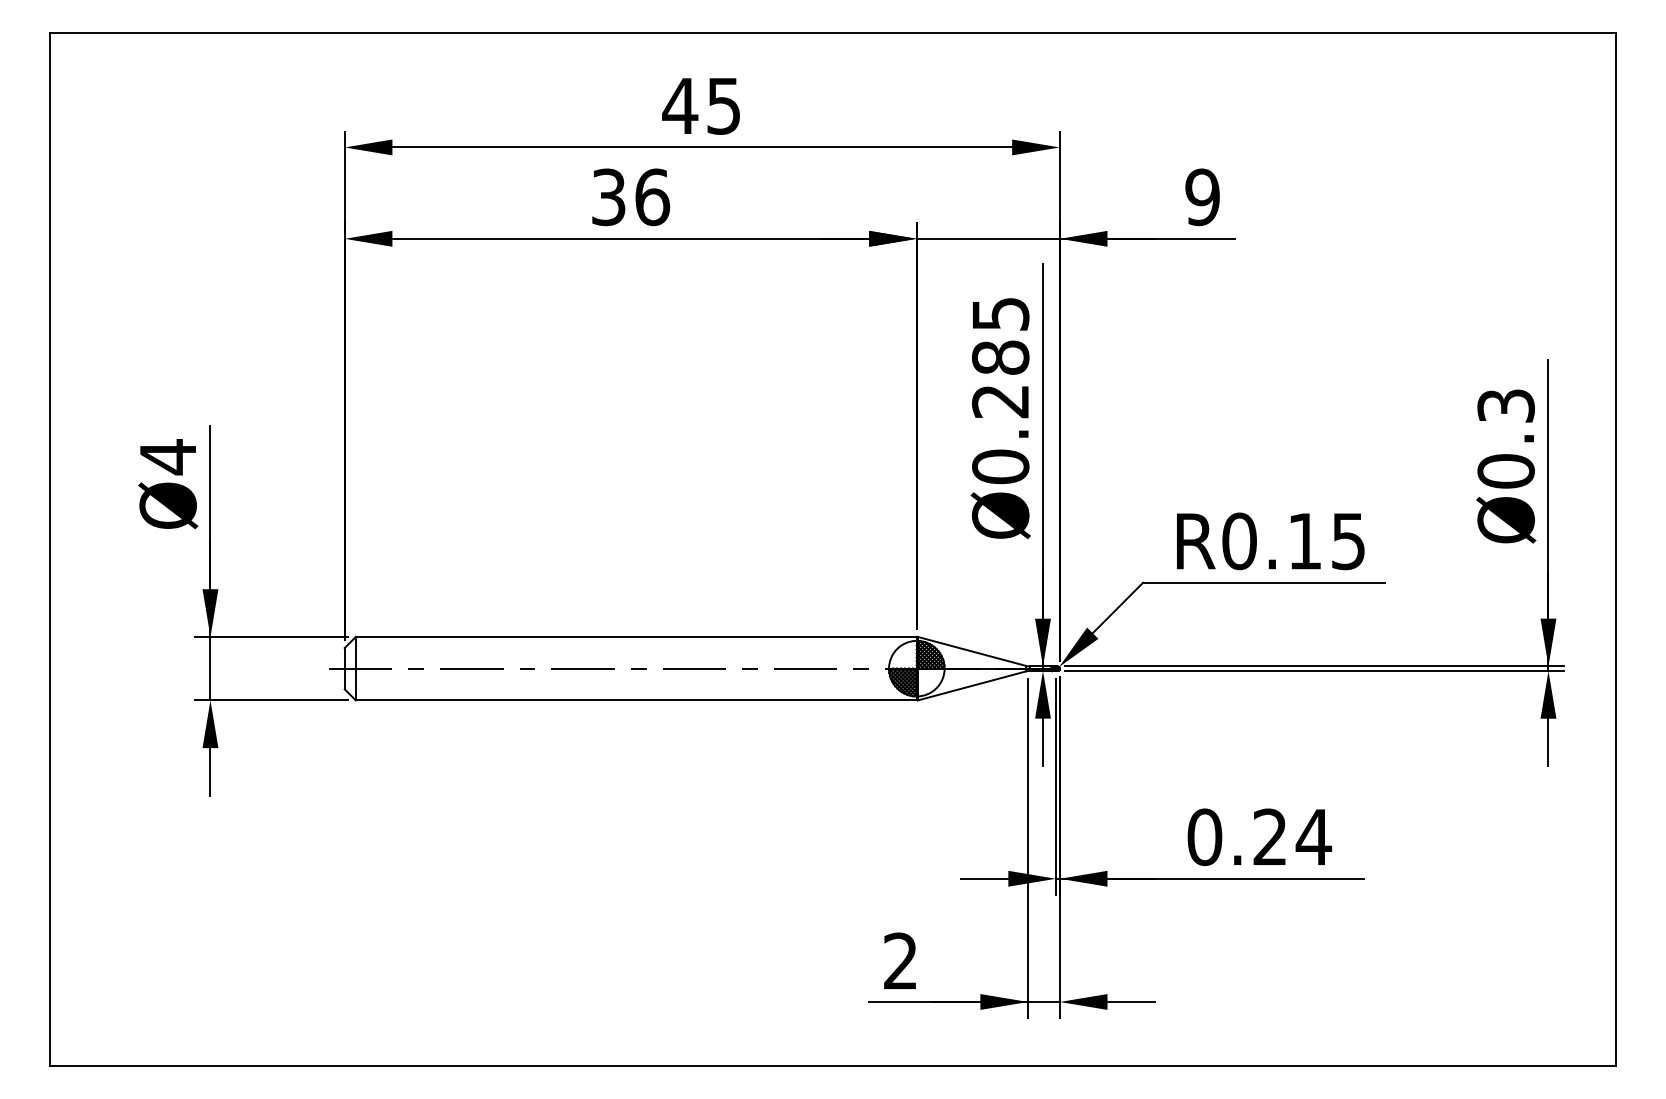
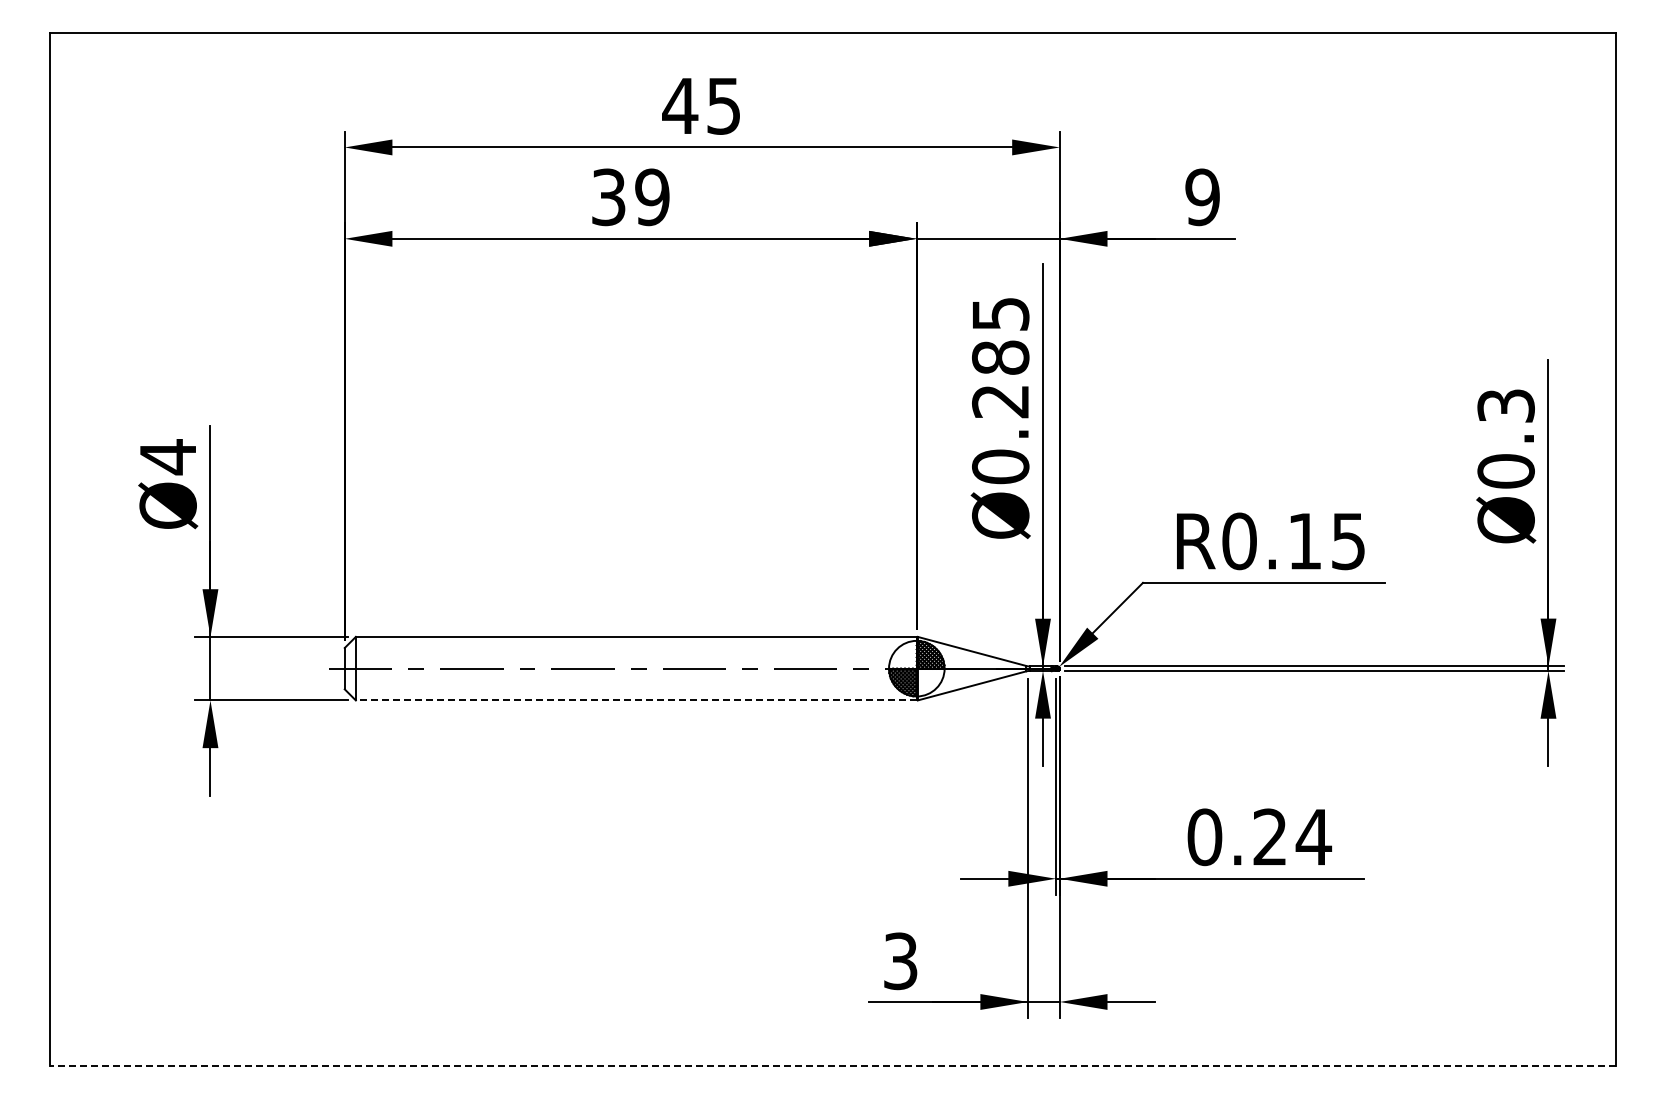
text: 36 -> 39 (652, 197)
line: solid -> dashed (635, 700)
text: 2 -> 3 (900, 961)
line: solid -> dashed (832, 1065)
